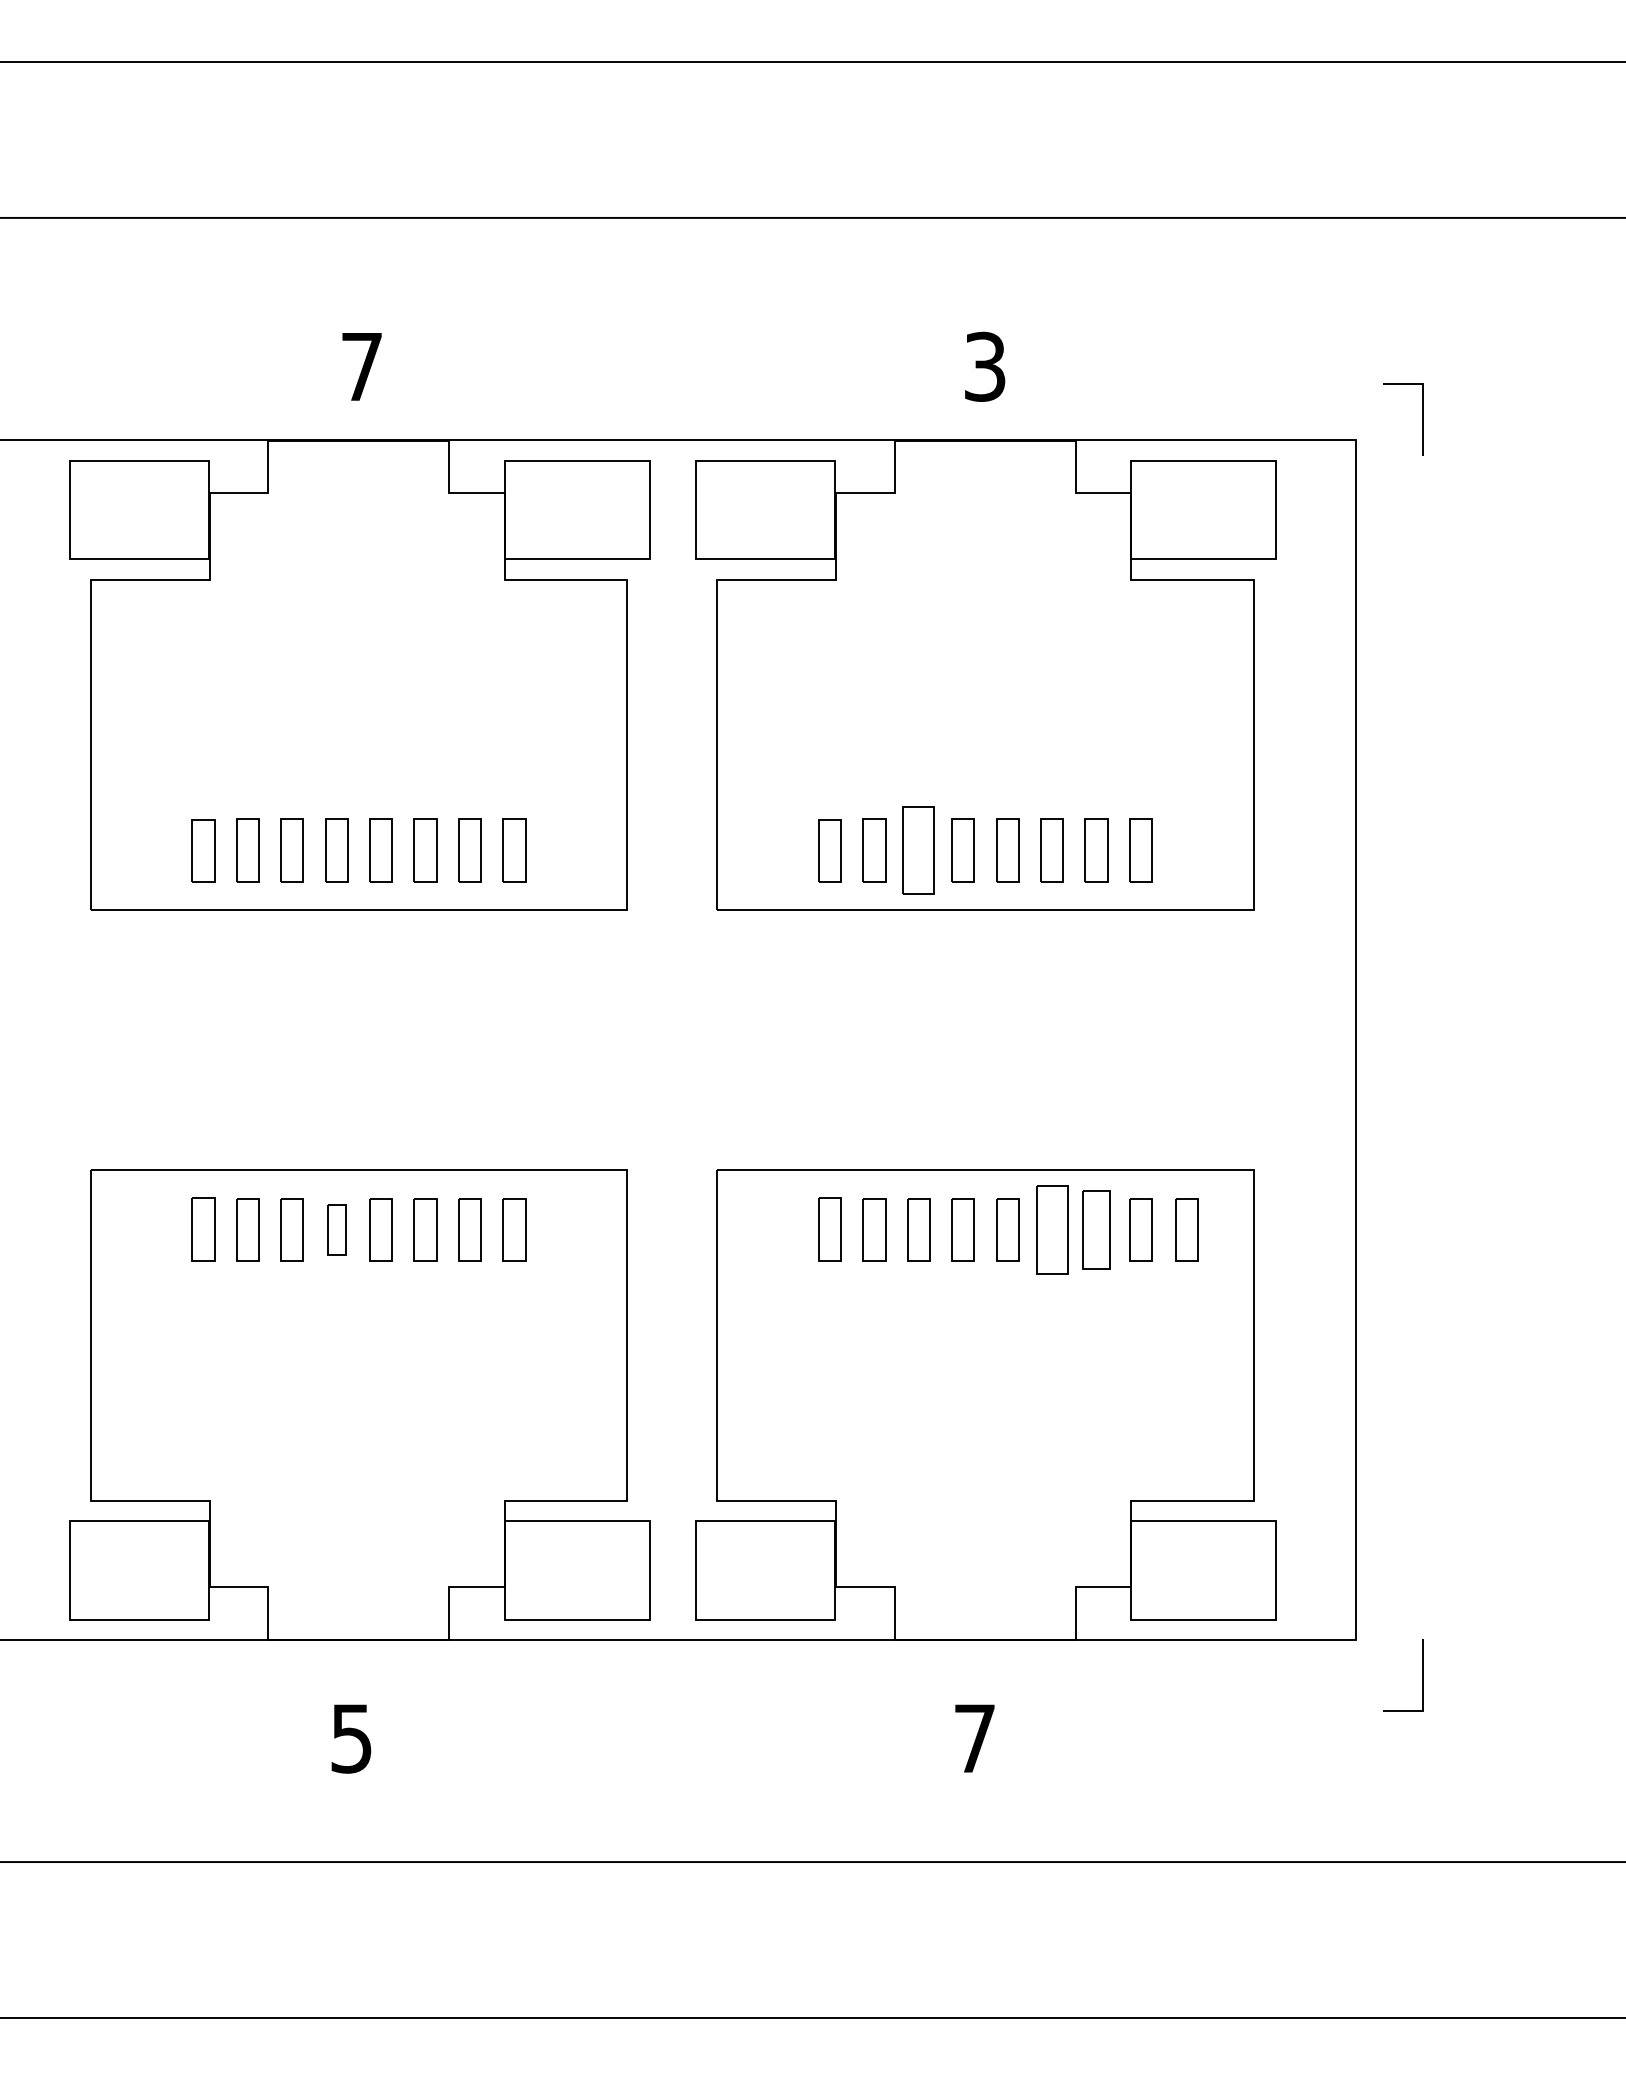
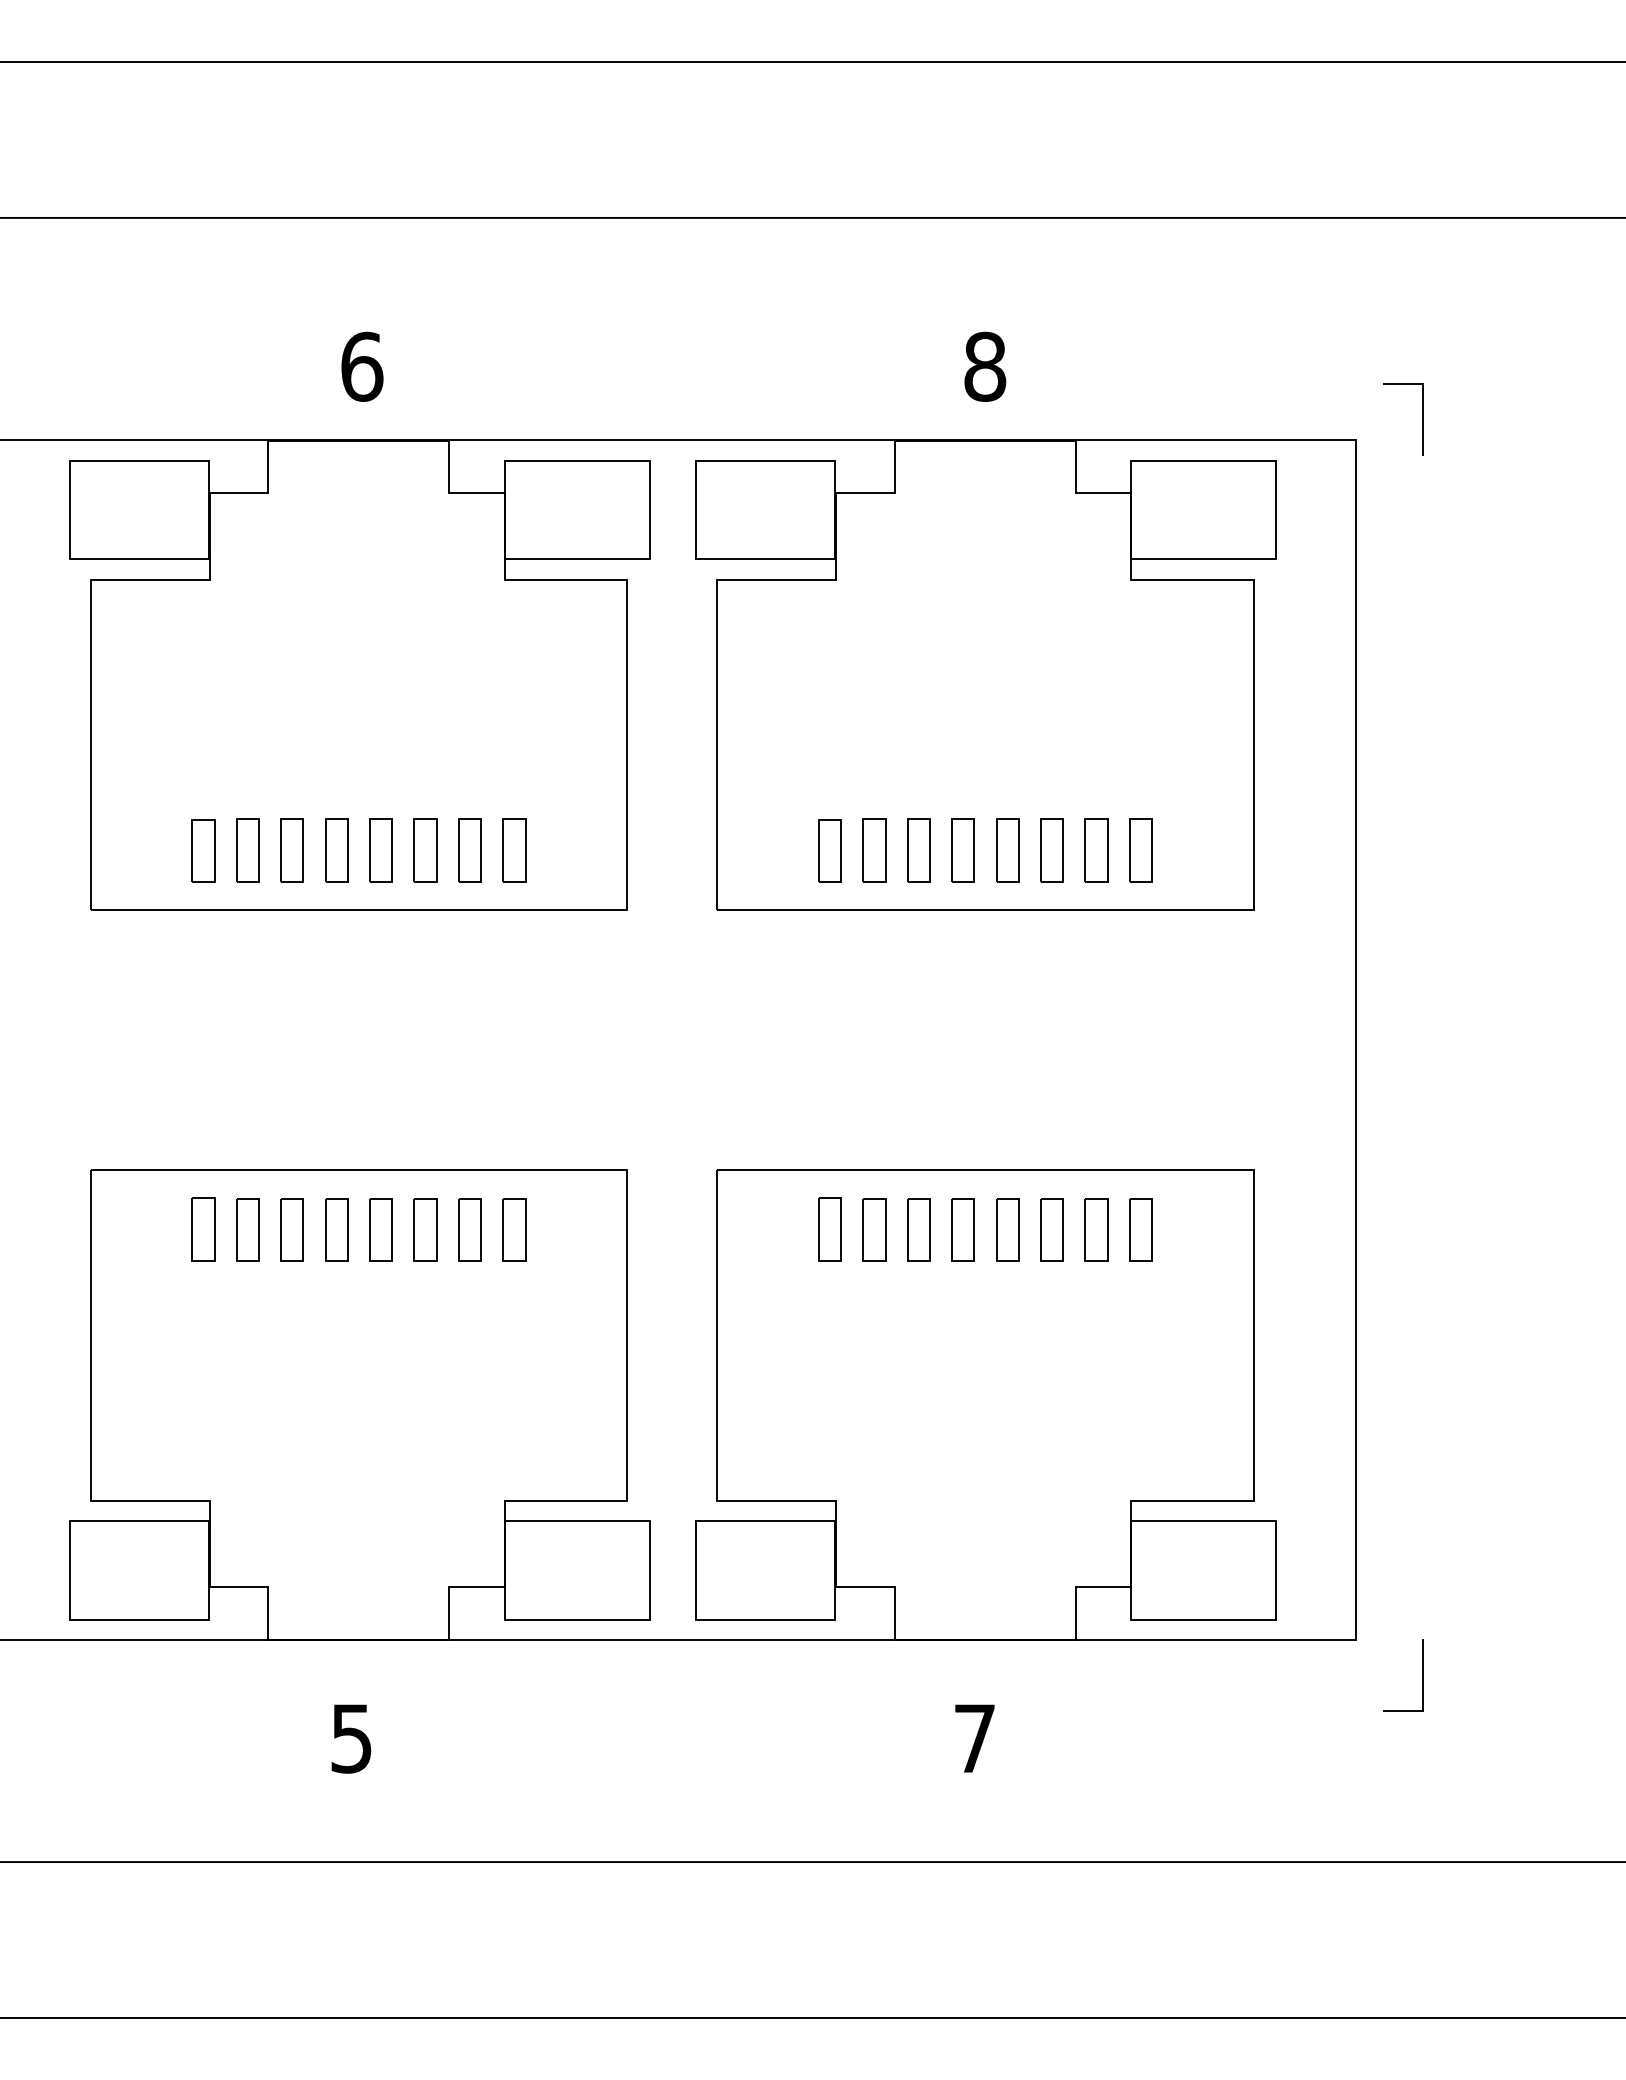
text: 7 -> 6 (362, 366)
text: 3 -> 8 (985, 366)
part size: 33x89 px -> 24x65 px (918, 850)
part size: 20x52 px -> 24x64 px (336, 1229)
part size: 33x90 px -> 24x64 px (1051, 1229)
part size: 29x80 px -> 25x64 px (1096, 1229)
part: present -> none (1186, 1229)
